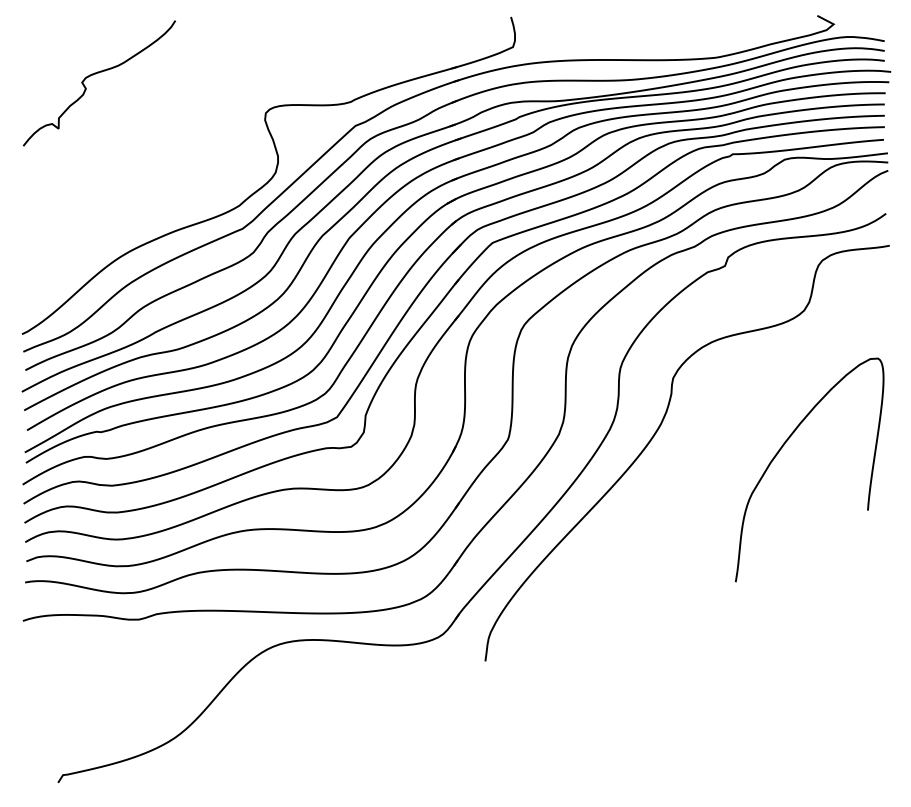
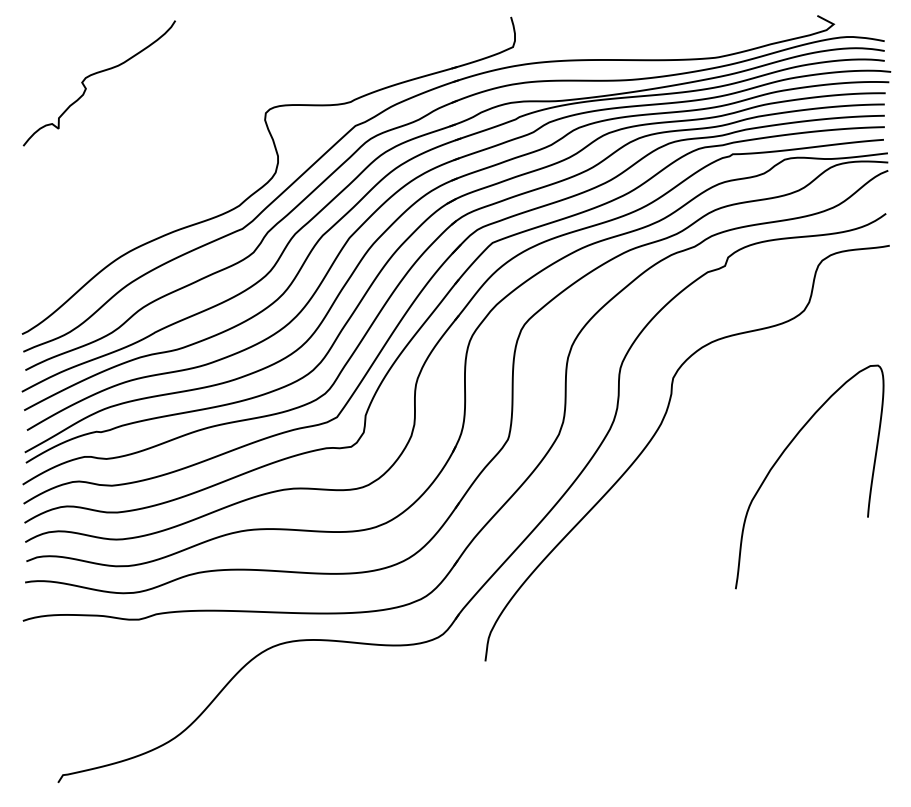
curve position: (782, 448) -> (782, 455) (782, 455)
